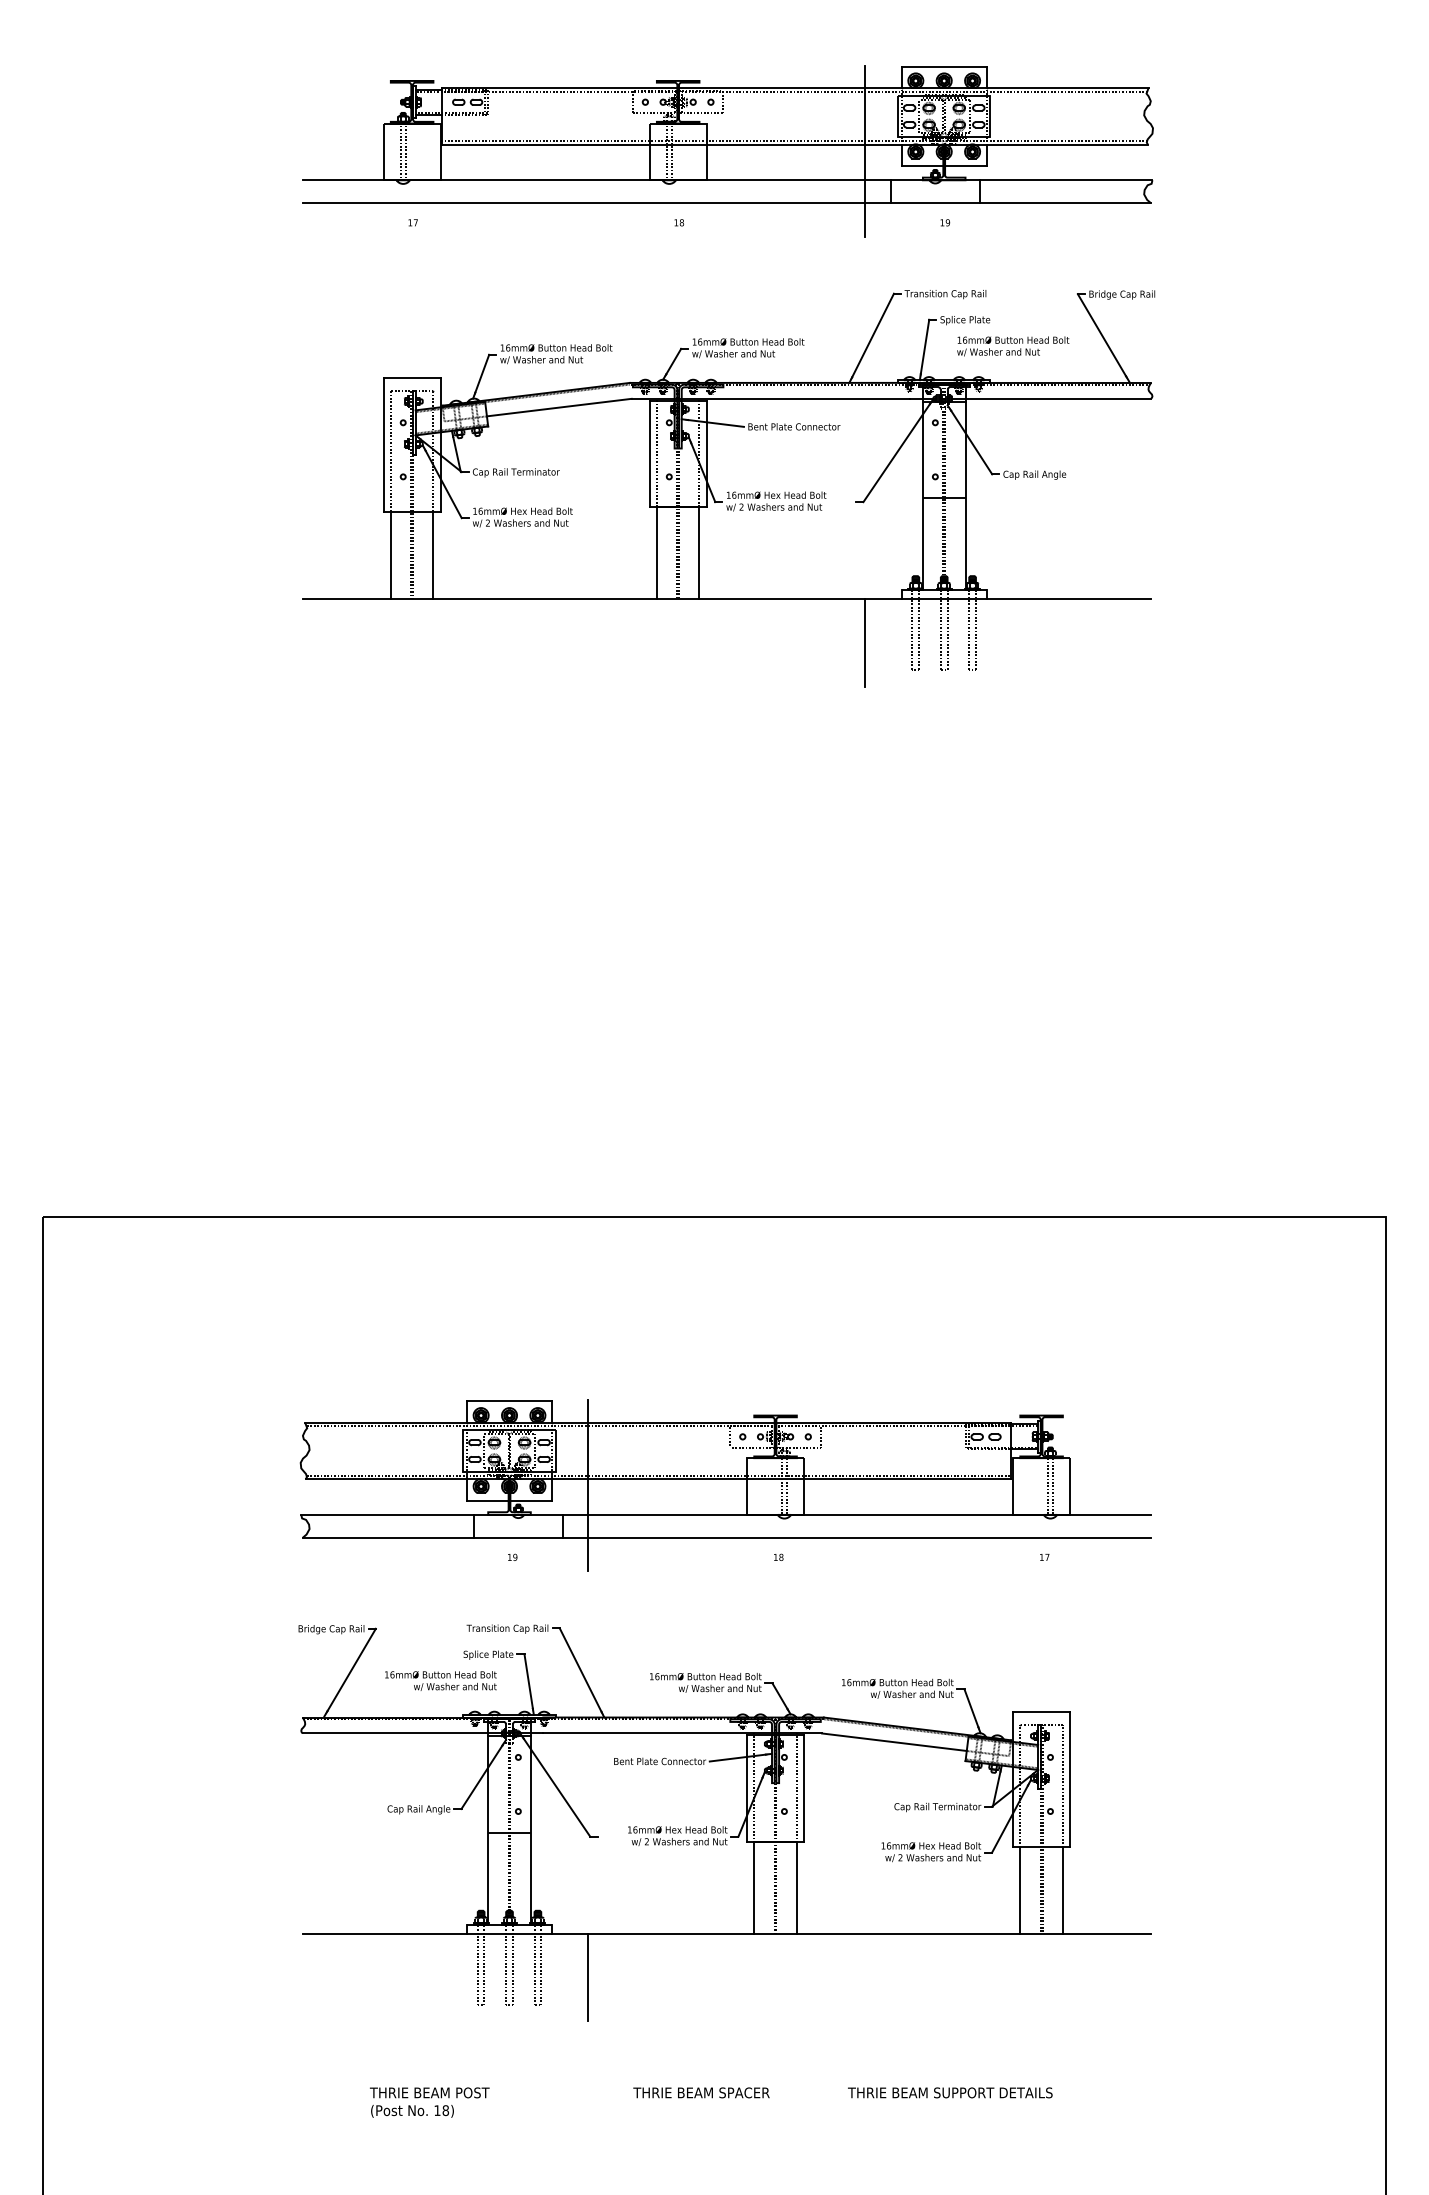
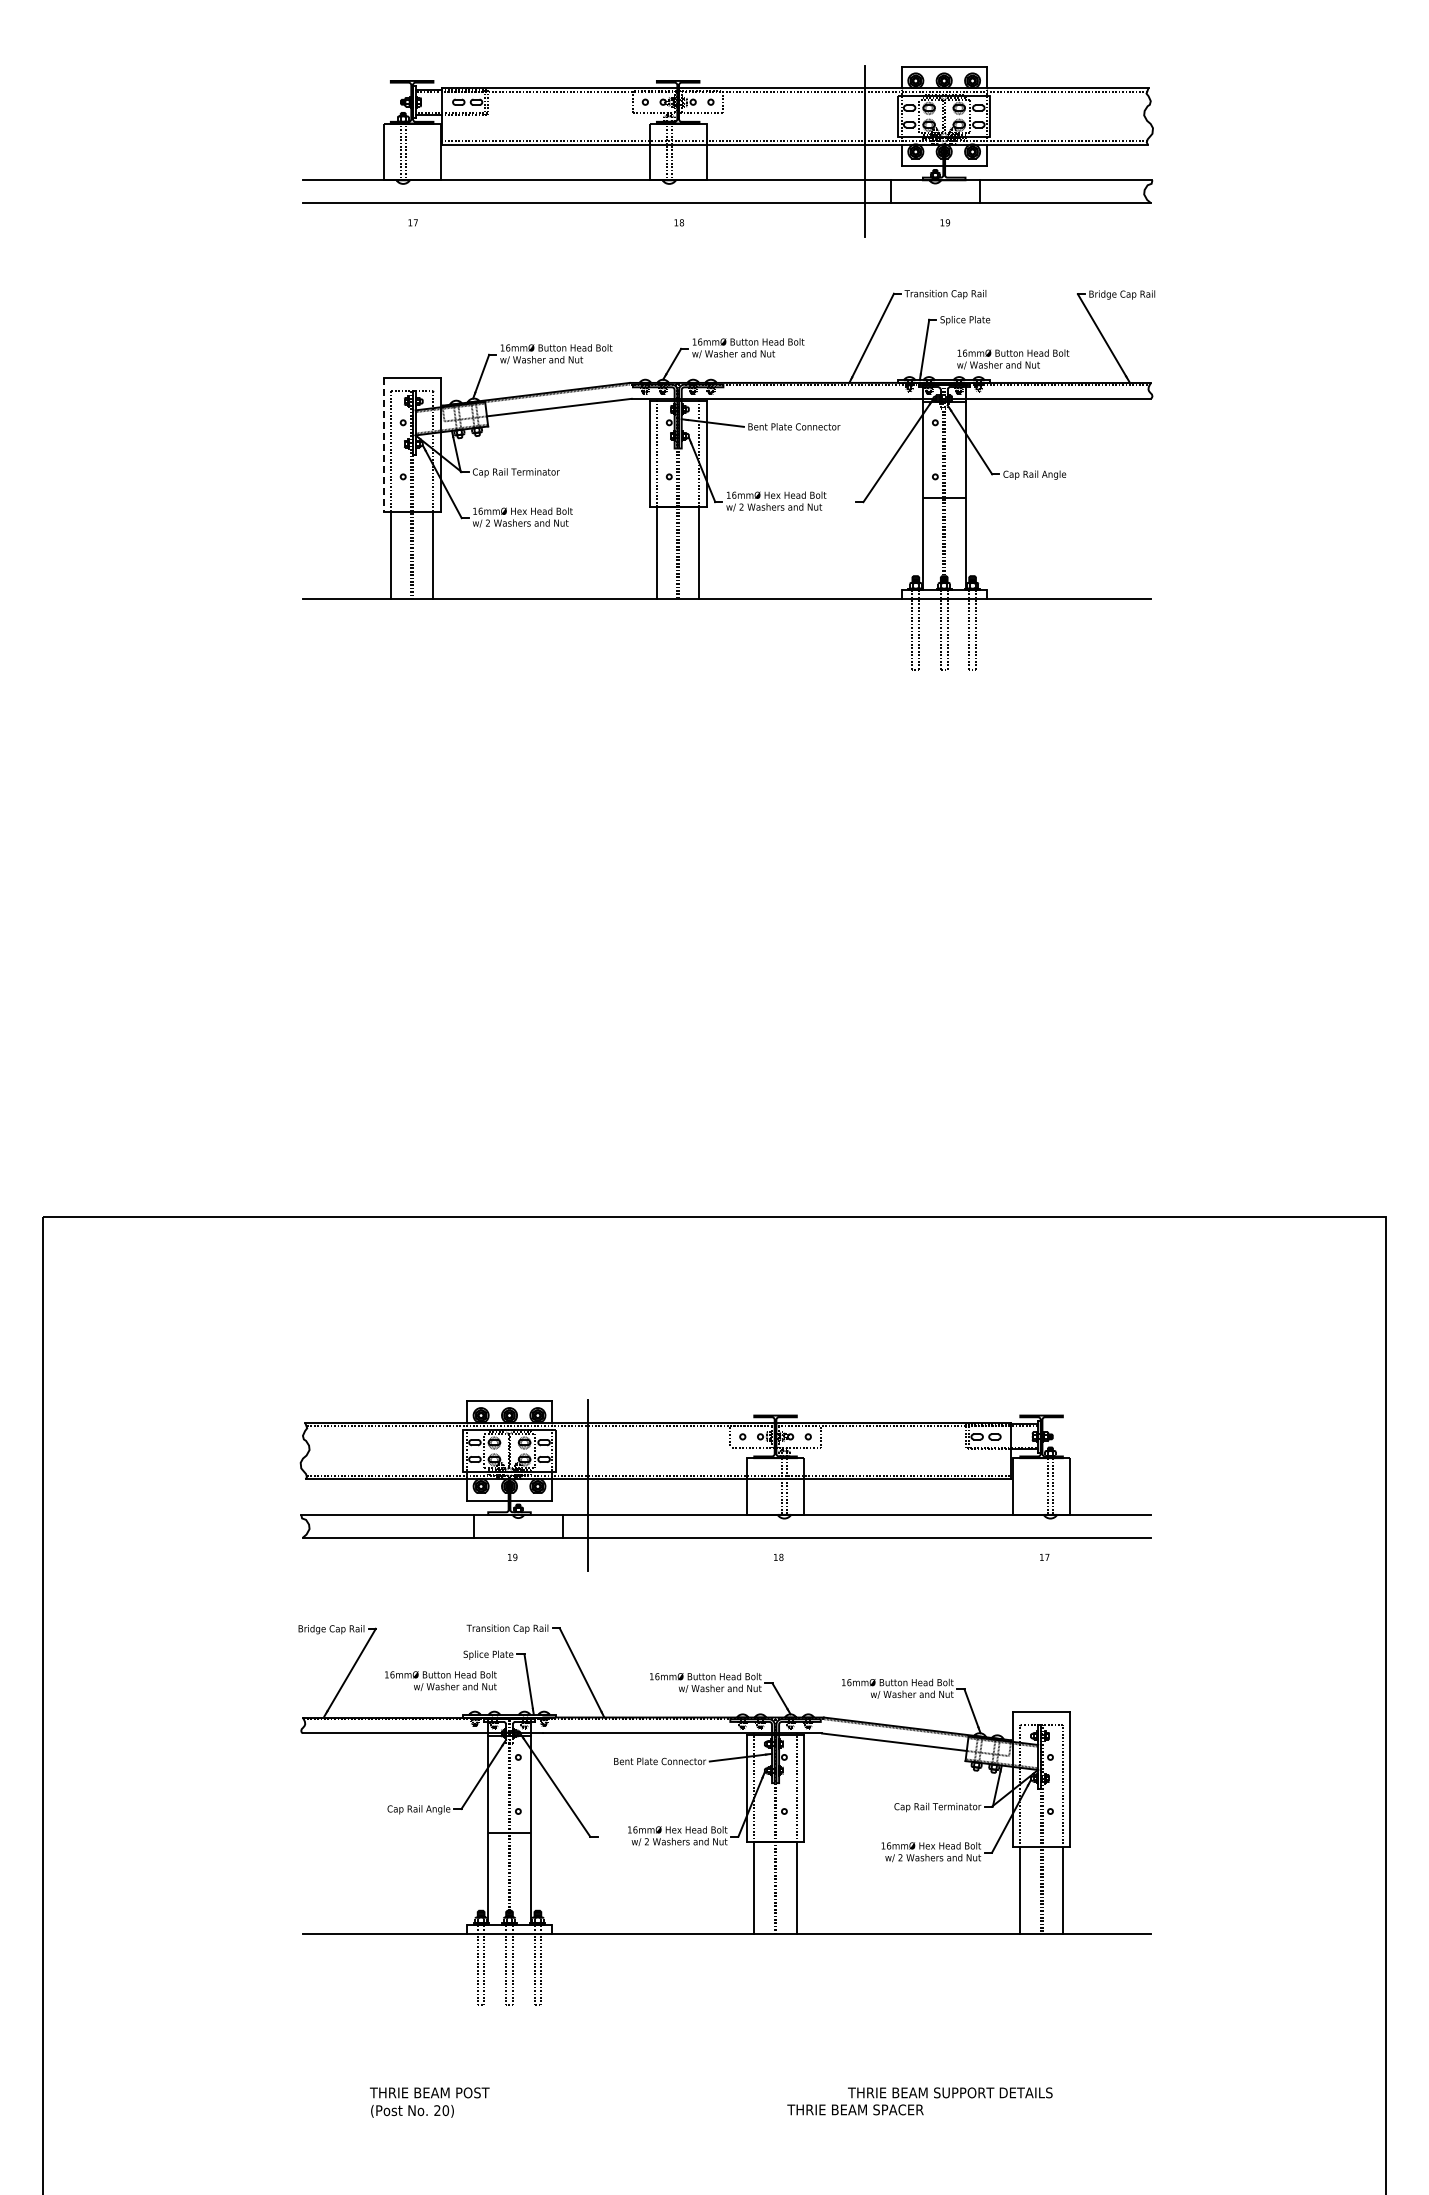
text position: (1013, 346) -> (1013, 359) (1013, 359)
line: solid -> dashed (383, 445)
line: present -> none (865, 642)
line: present -> none (588, 1977)
text position: (701, 2092) -> (855, 2109) (855, 2109)
text: 18) -> 20) (441, 2110)
